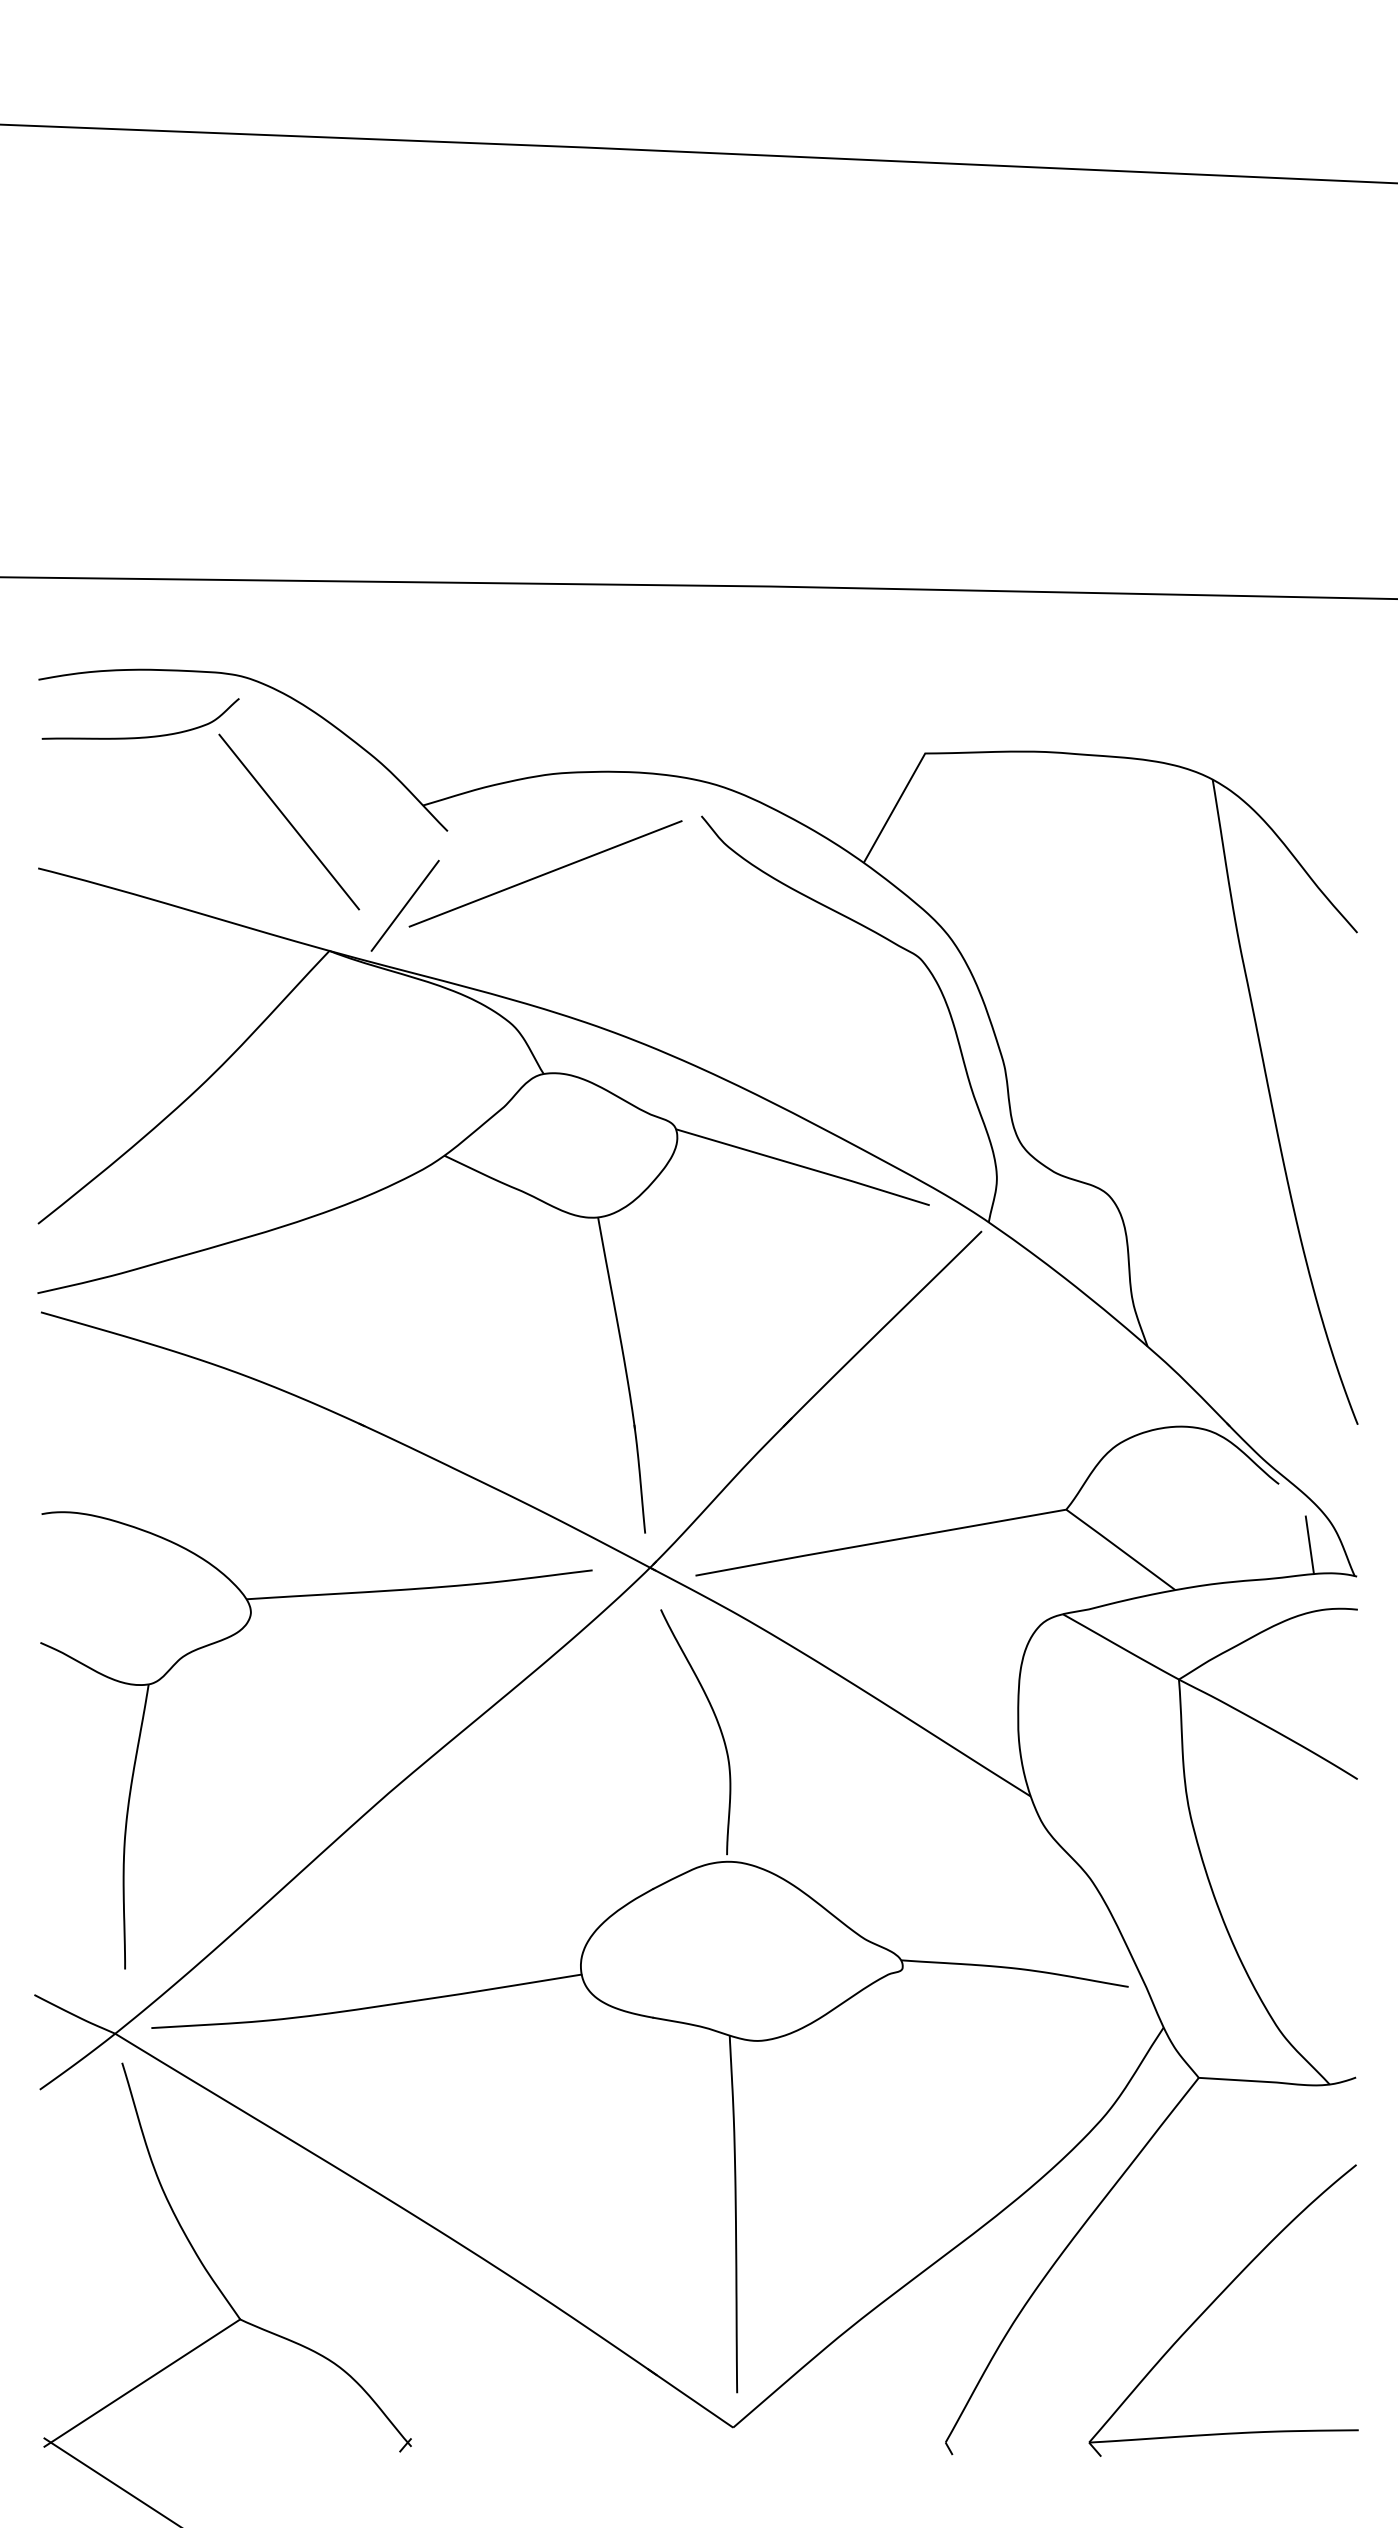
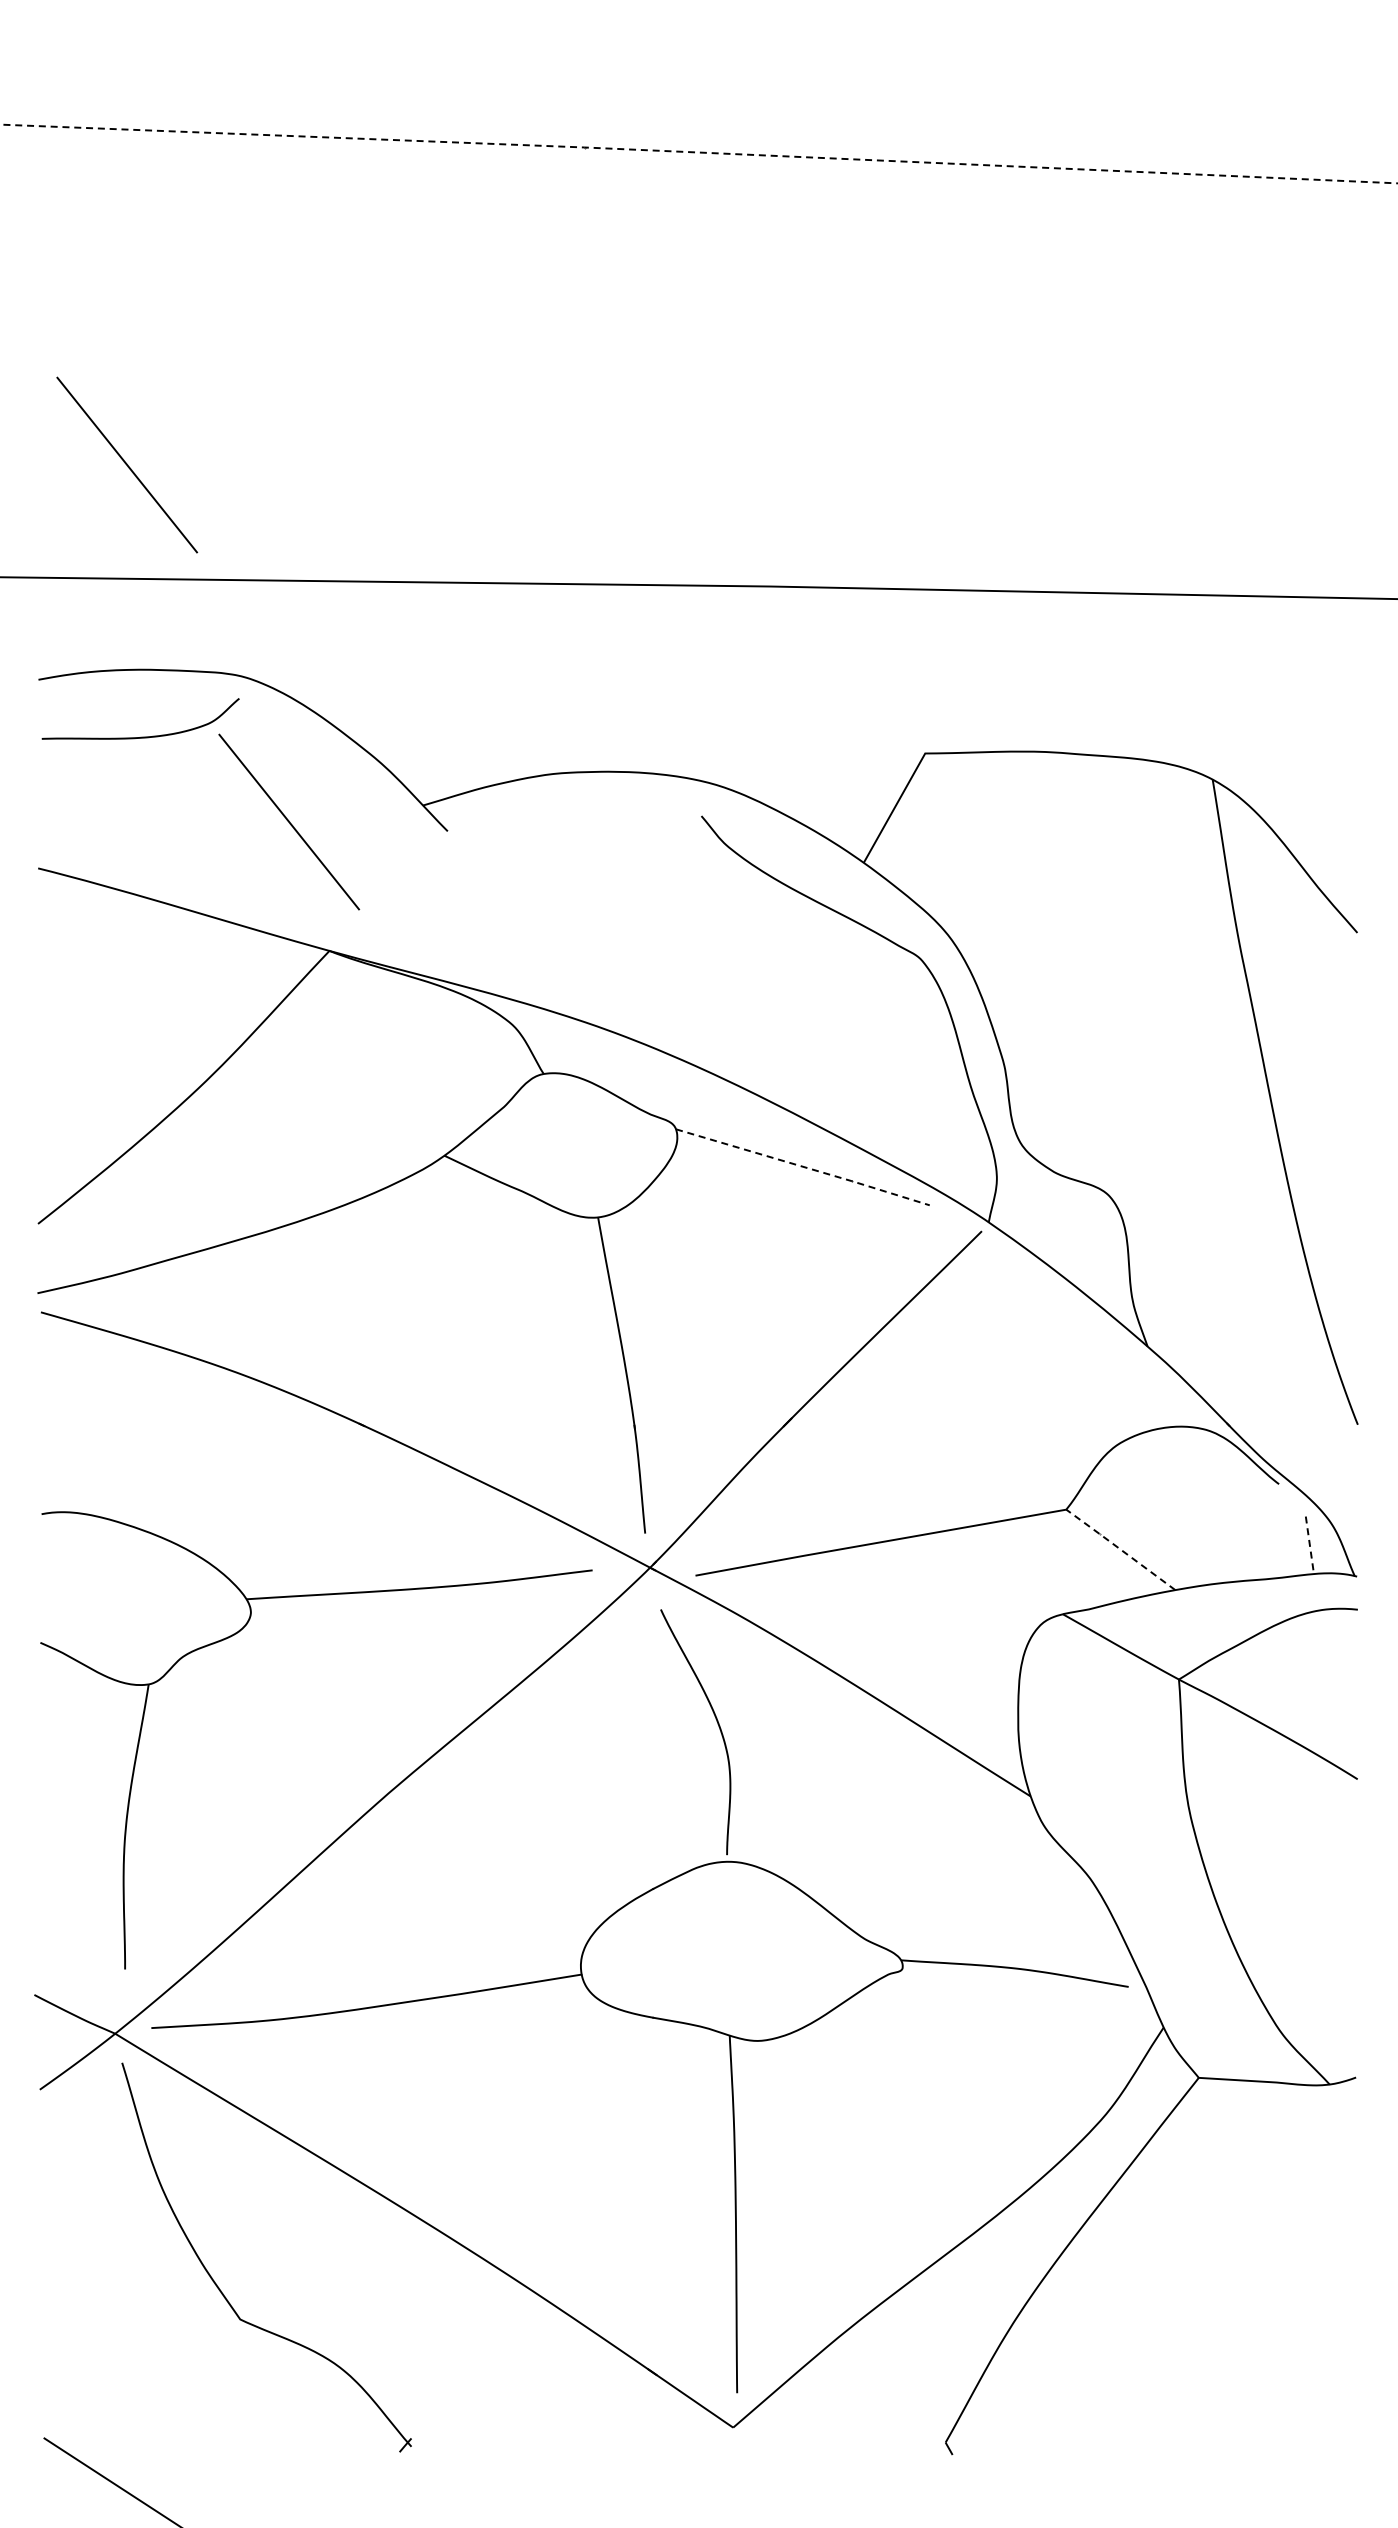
line: solid -> dashed (698, 152)
line: none -> present (127, 464)
line: present -> none (545, 873)
line: present -> none (404, 905)
line: solid -> dashed (804, 1167)
line: solid -> dashed (1309, 1545)
line: solid -> dashed (1120, 1549)
part: present -> none (1215, 2301)
line: present -> none (142, 2382)
